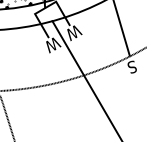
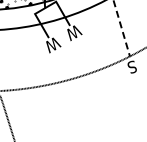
line: solid -> dashed (121, 28)
line: present -> none (86, 79)
